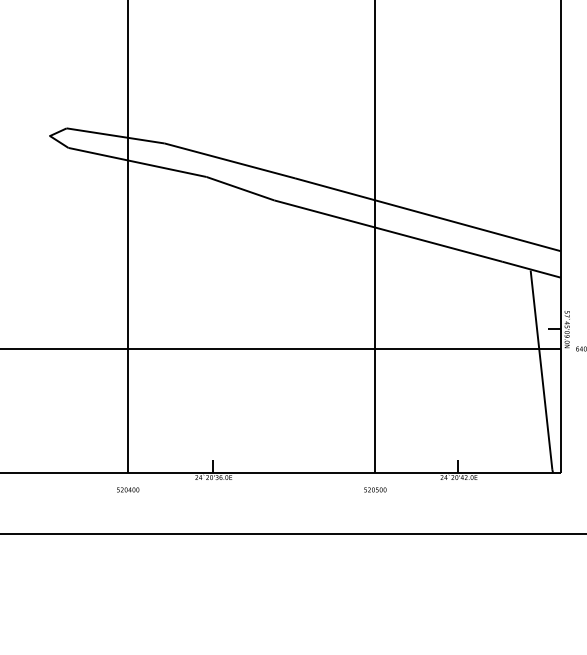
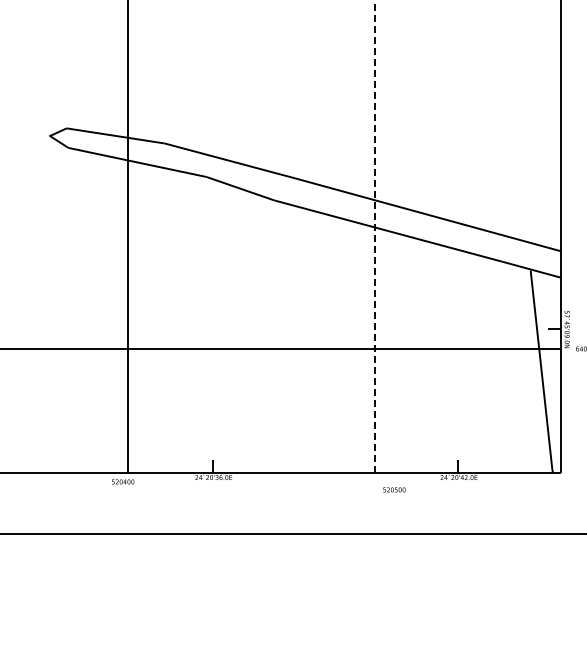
line: solid -> dashed (375, 236)
text position: (128, 489) -> (123, 481) (123, 481)
text position: (375, 489) -> (394, 489) (394, 489)
